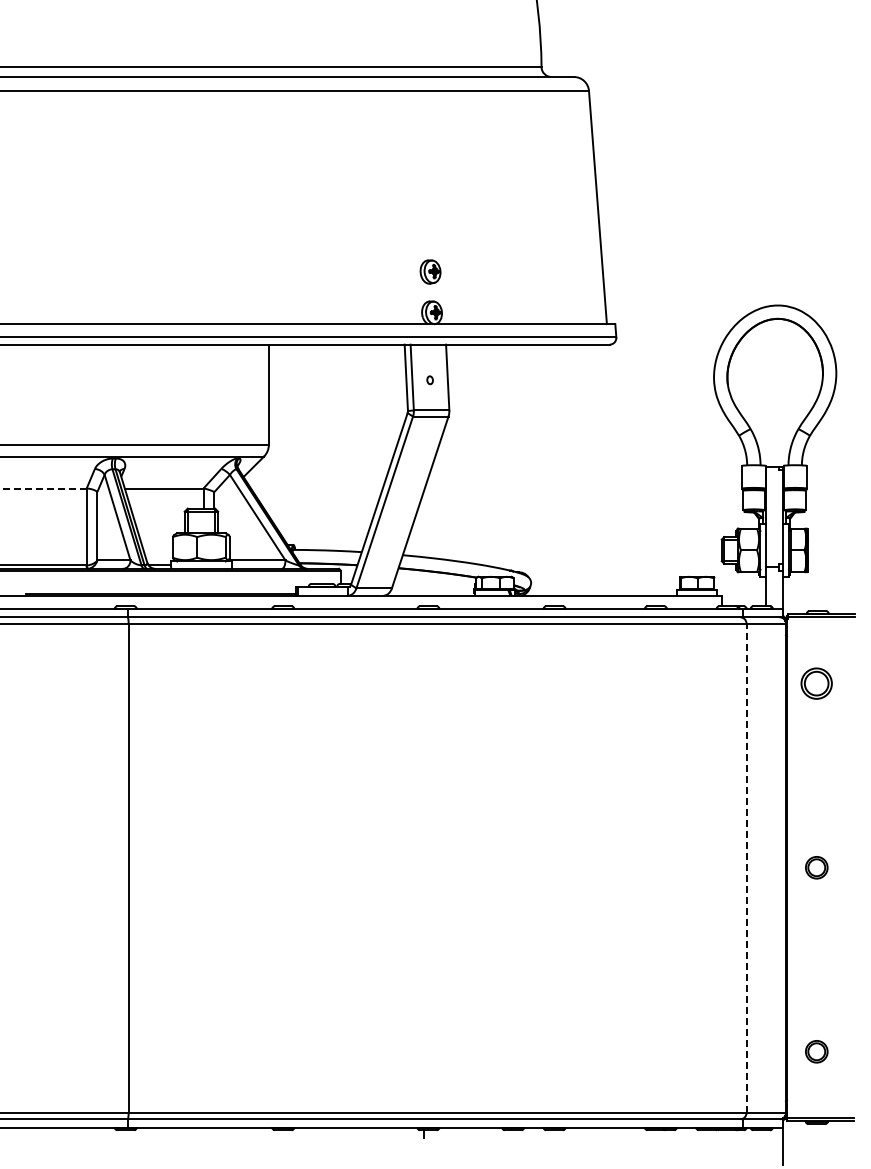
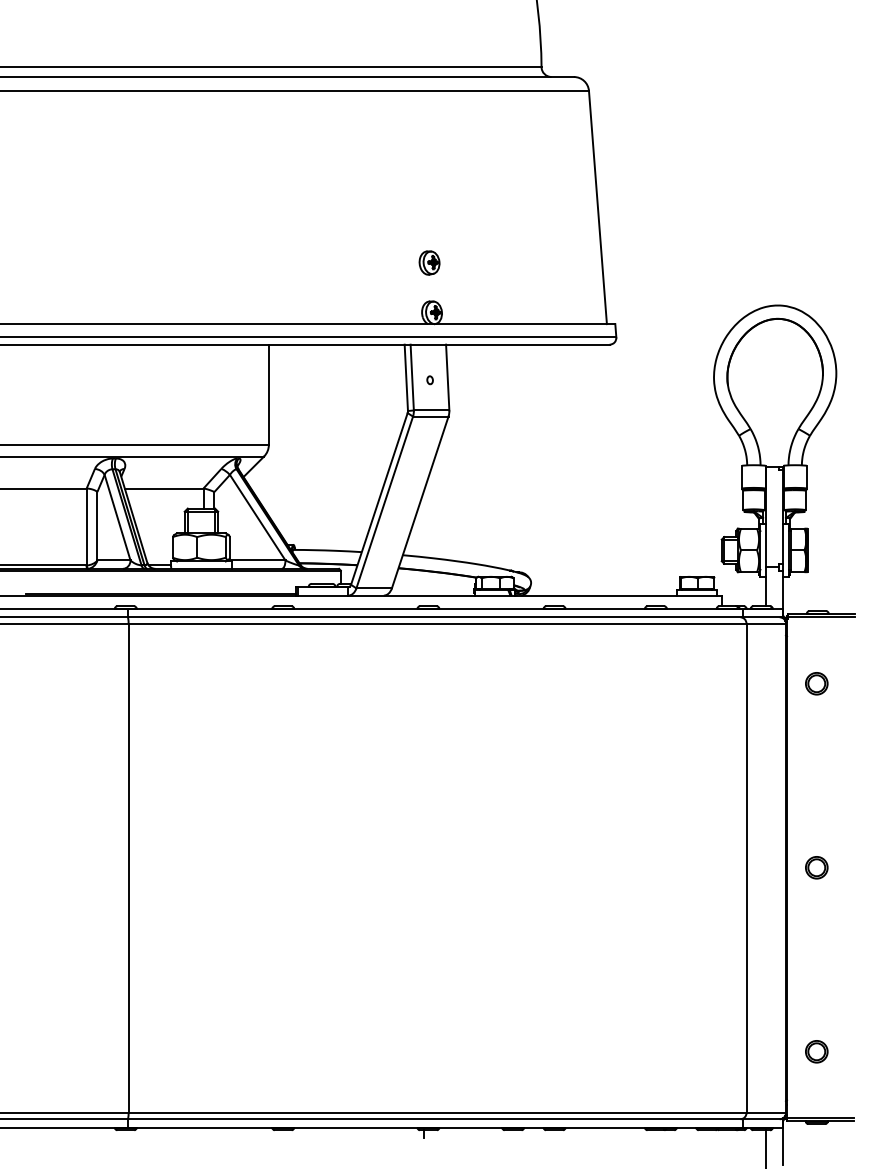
part position: (430, 271) -> (429, 262) (429, 262)
line: dashed -> solid (43, 488)
part size: 33x33 px -> 24x24 px (816, 683)
line: dashed -> solid (746, 868)
line: none -> present (765, 1147)
